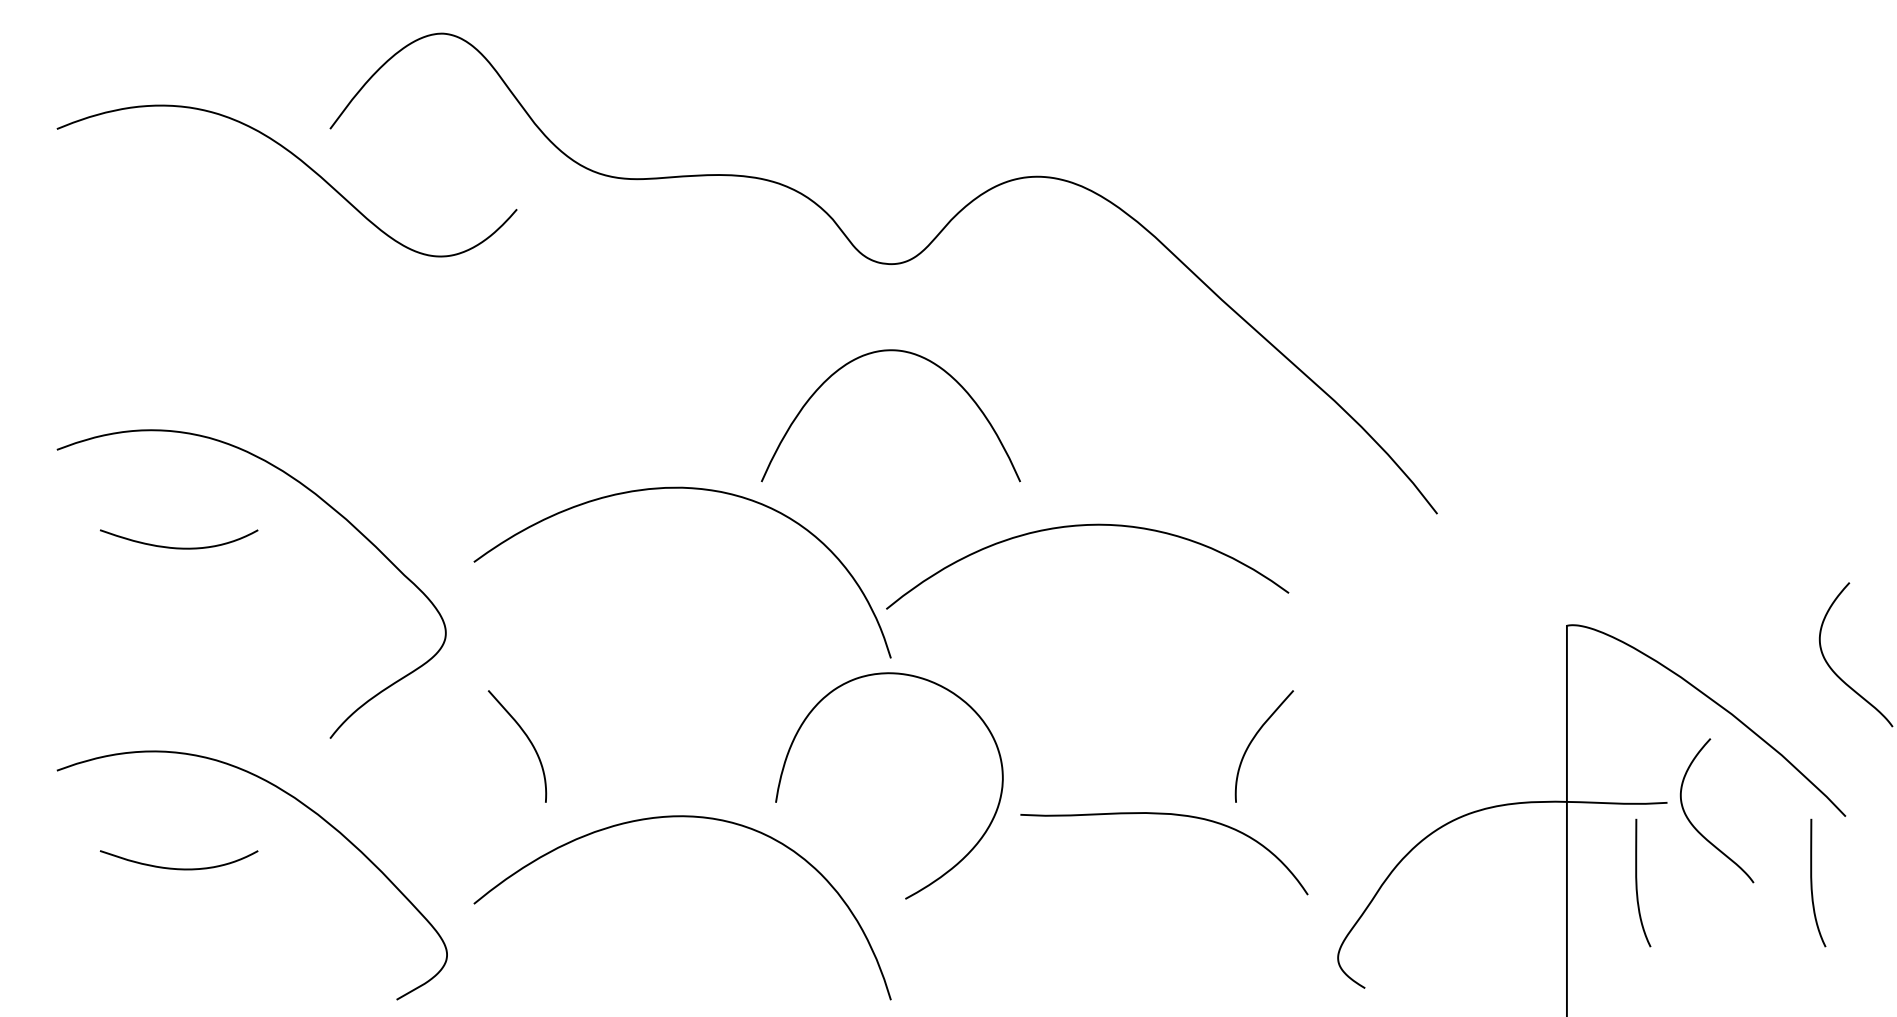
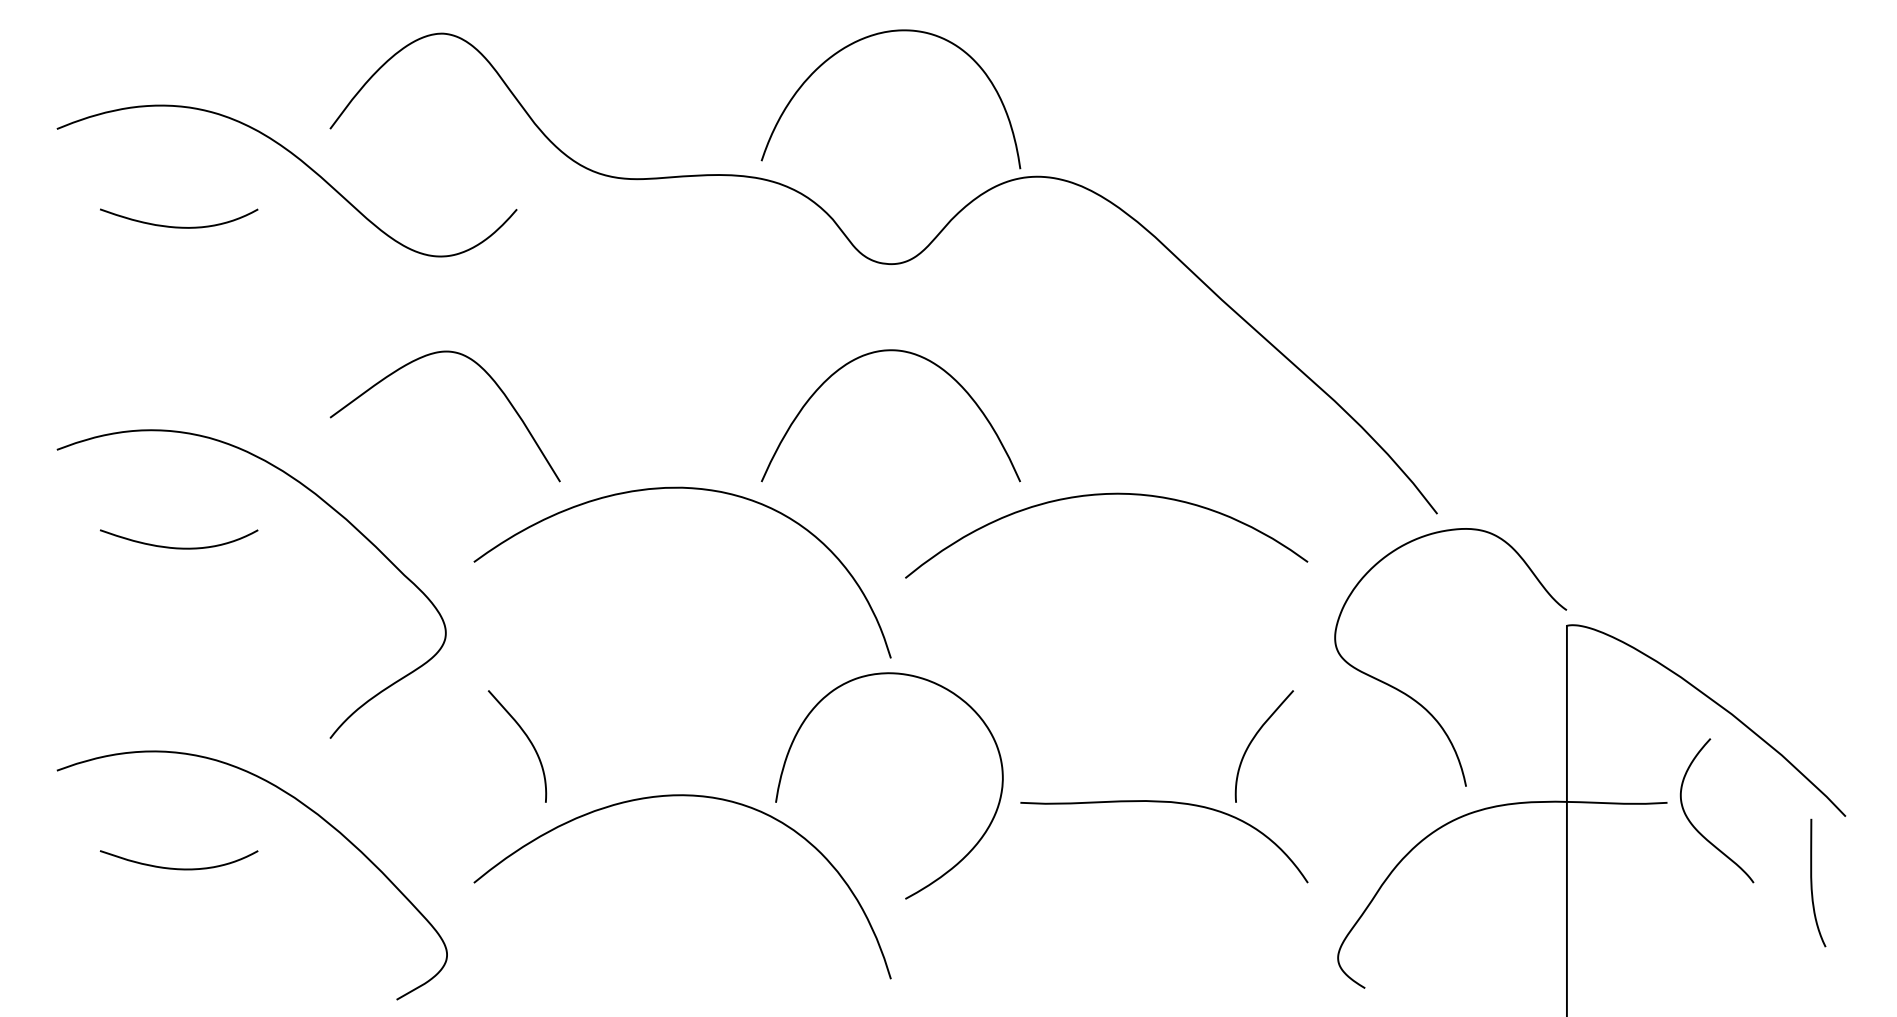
curve: none -> present (864, 39)
curve: none -> present (179, 226)
curve: none -> present (489, 377)
curve position: (1083, 526) -> (1102, 495) (1102, 495)
curve: present -> none (1836, 673)
curve: none -> present (1419, 702)
curve position: (1172, 815) -> (1172, 803) (1172, 803)
curve position: (682, 817) -> (682, 796) (682, 796)
curve: present -> none (1637, 882)
